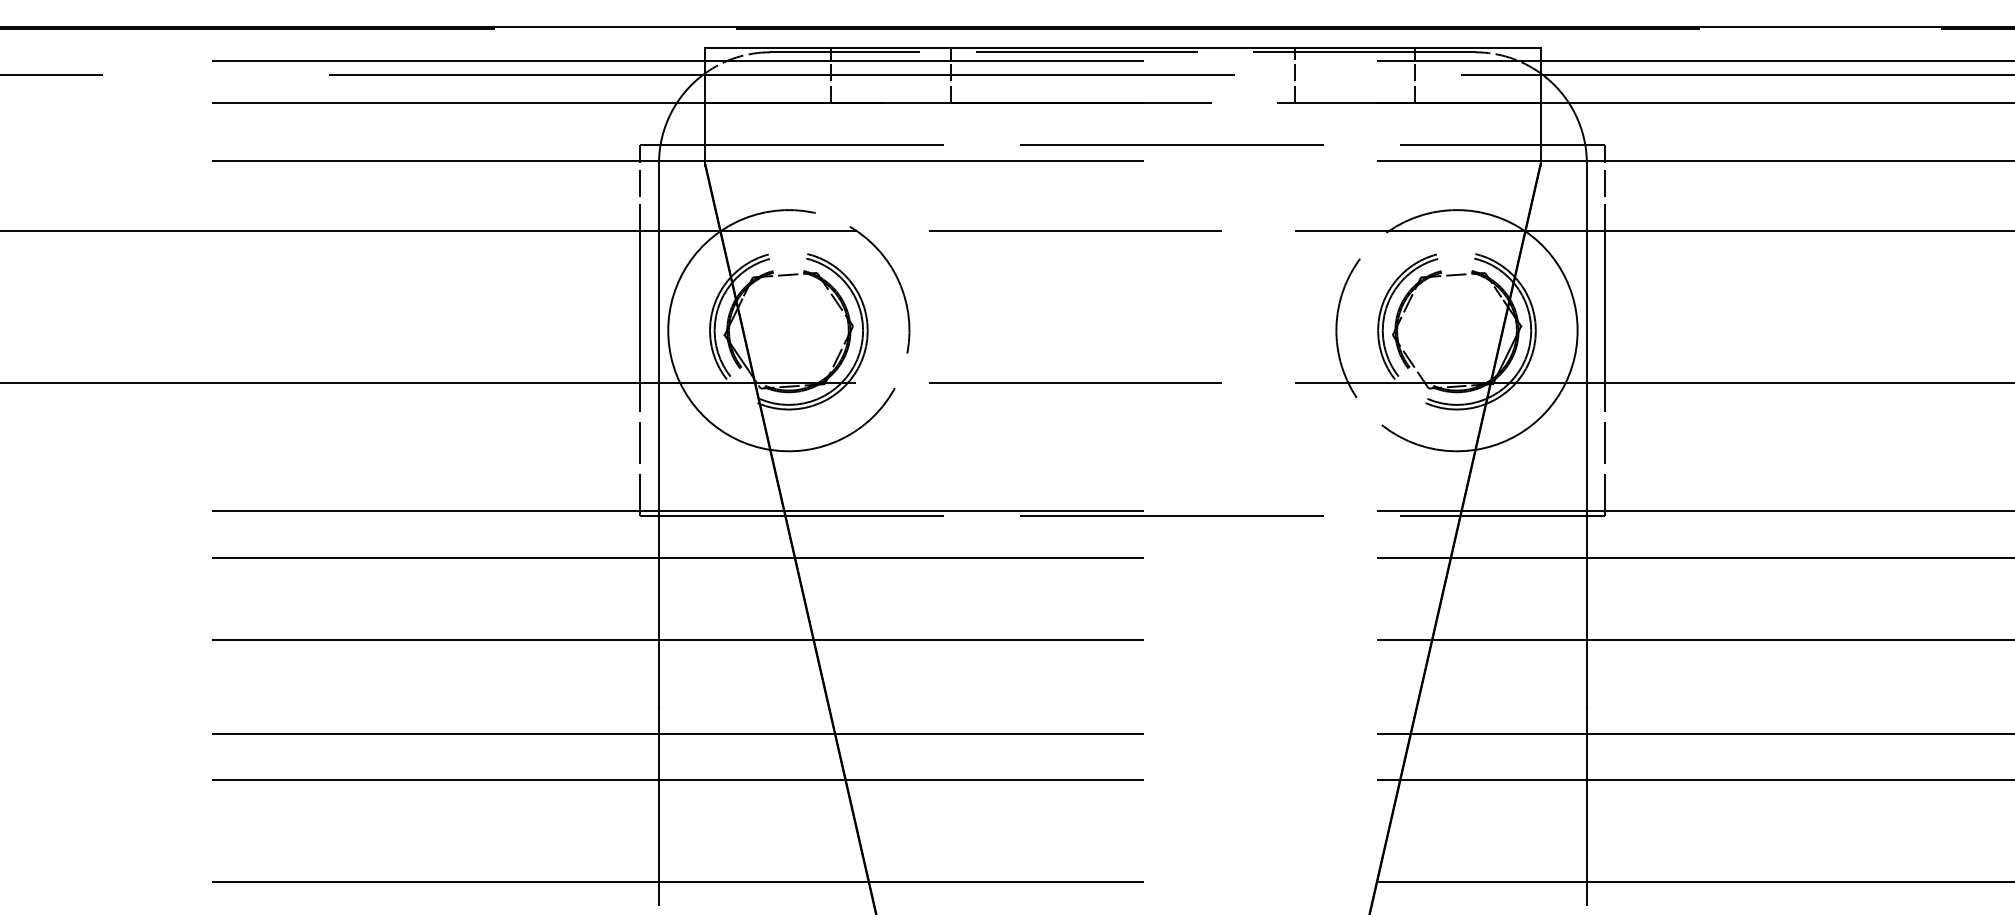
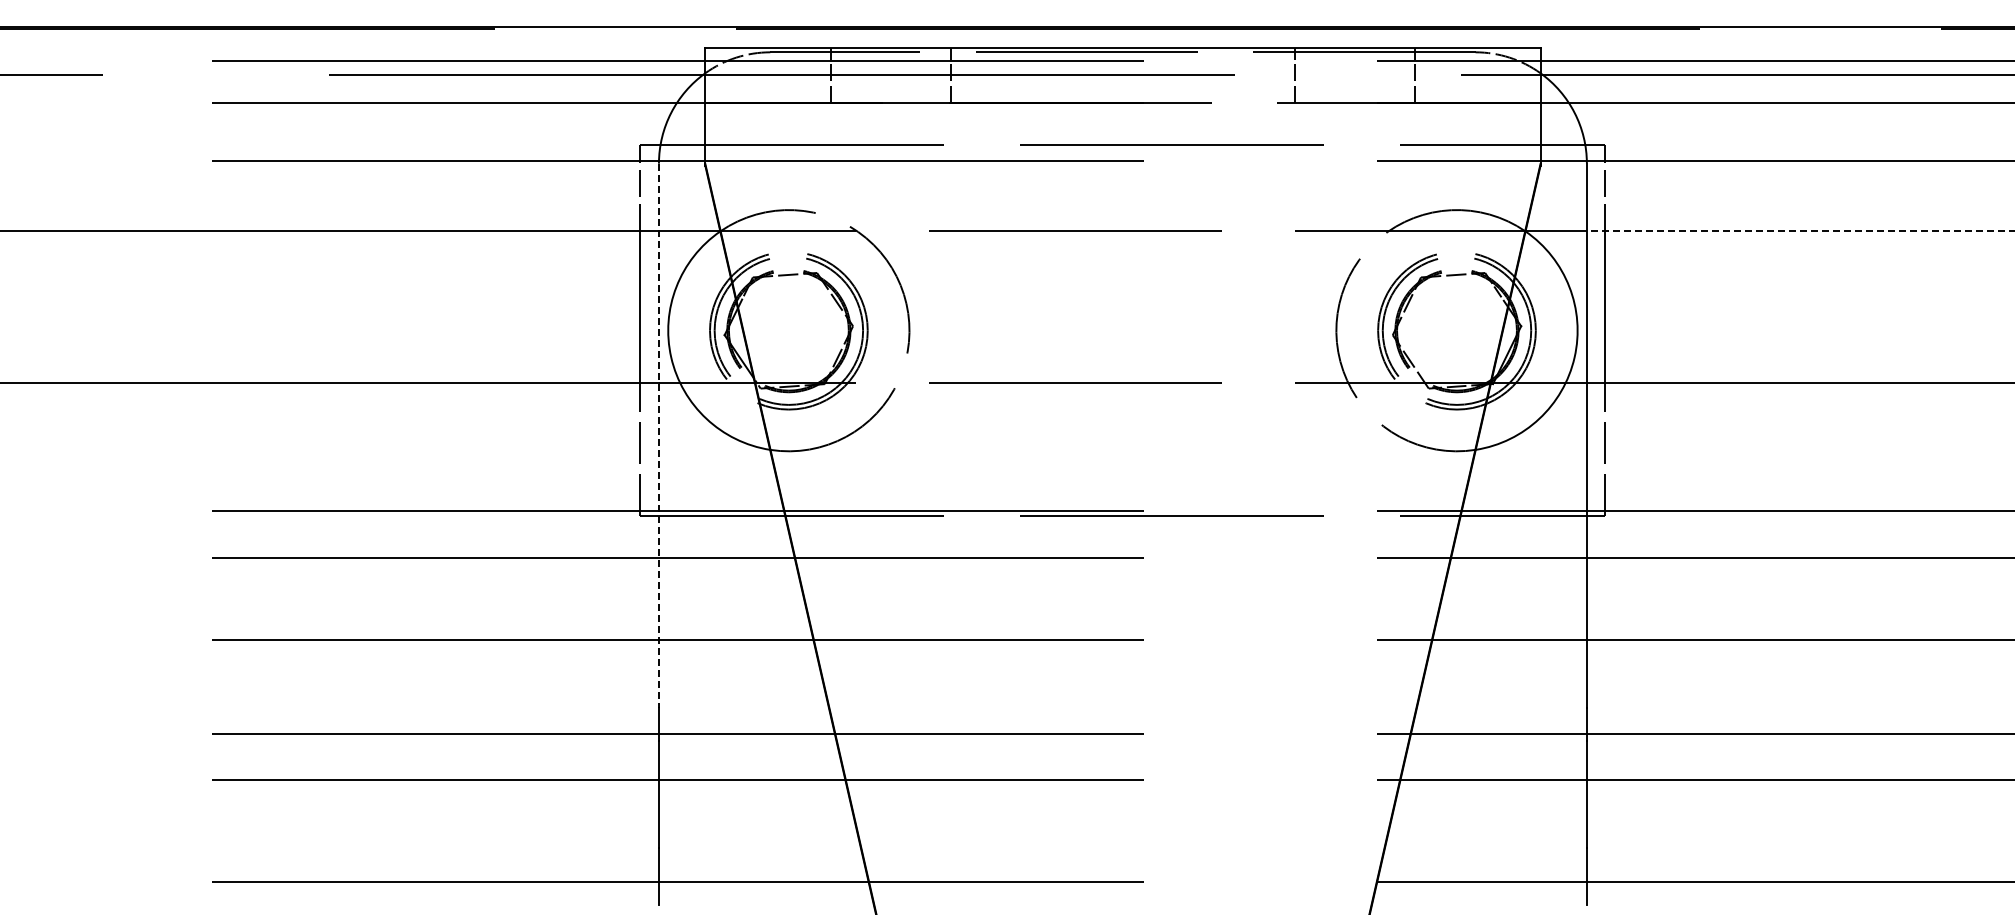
line: solid -> dashed (1800, 231)
line: solid -> dashed (658, 436)
